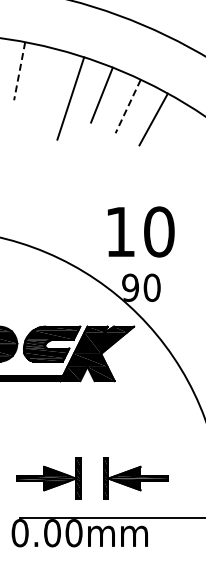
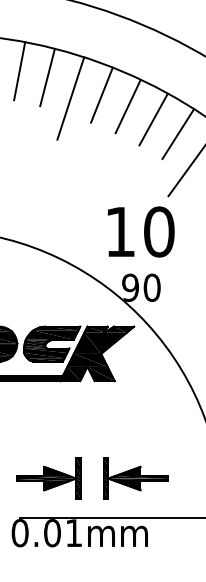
line: dashed -> solid (19, 71)
line: none -> present (47, 77)
line: dashed -> solid (128, 106)
line: none -> present (178, 133)
line: none -> present (185, 172)
text: 0.00mm -> 0.01mm (73, 533)
